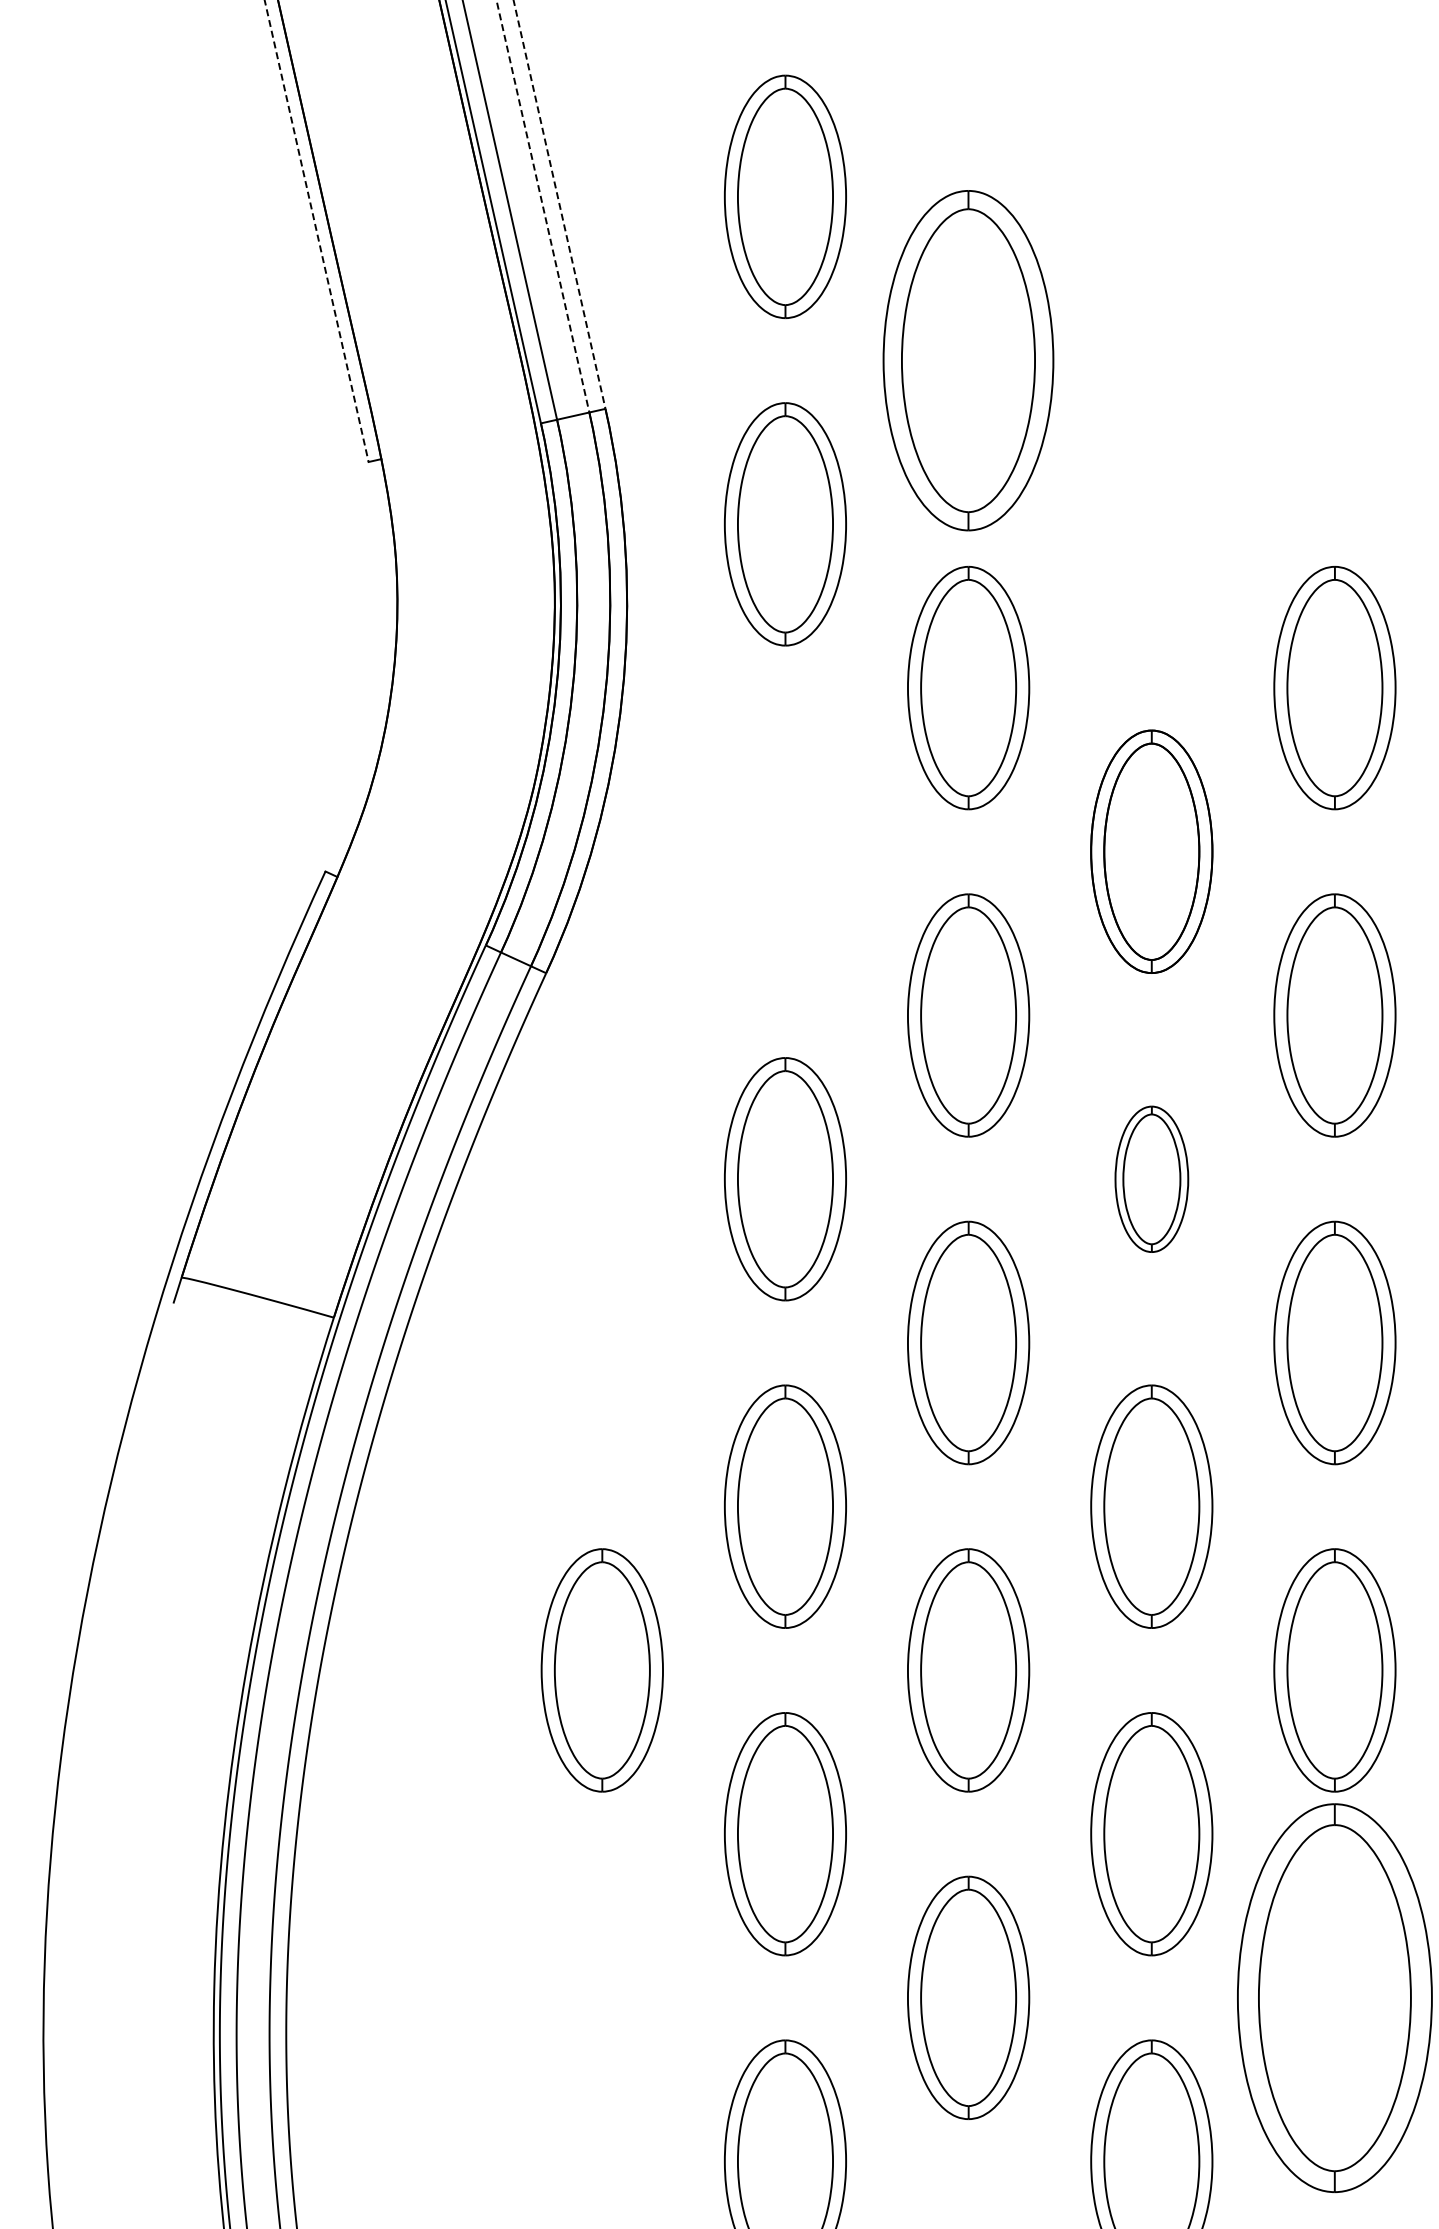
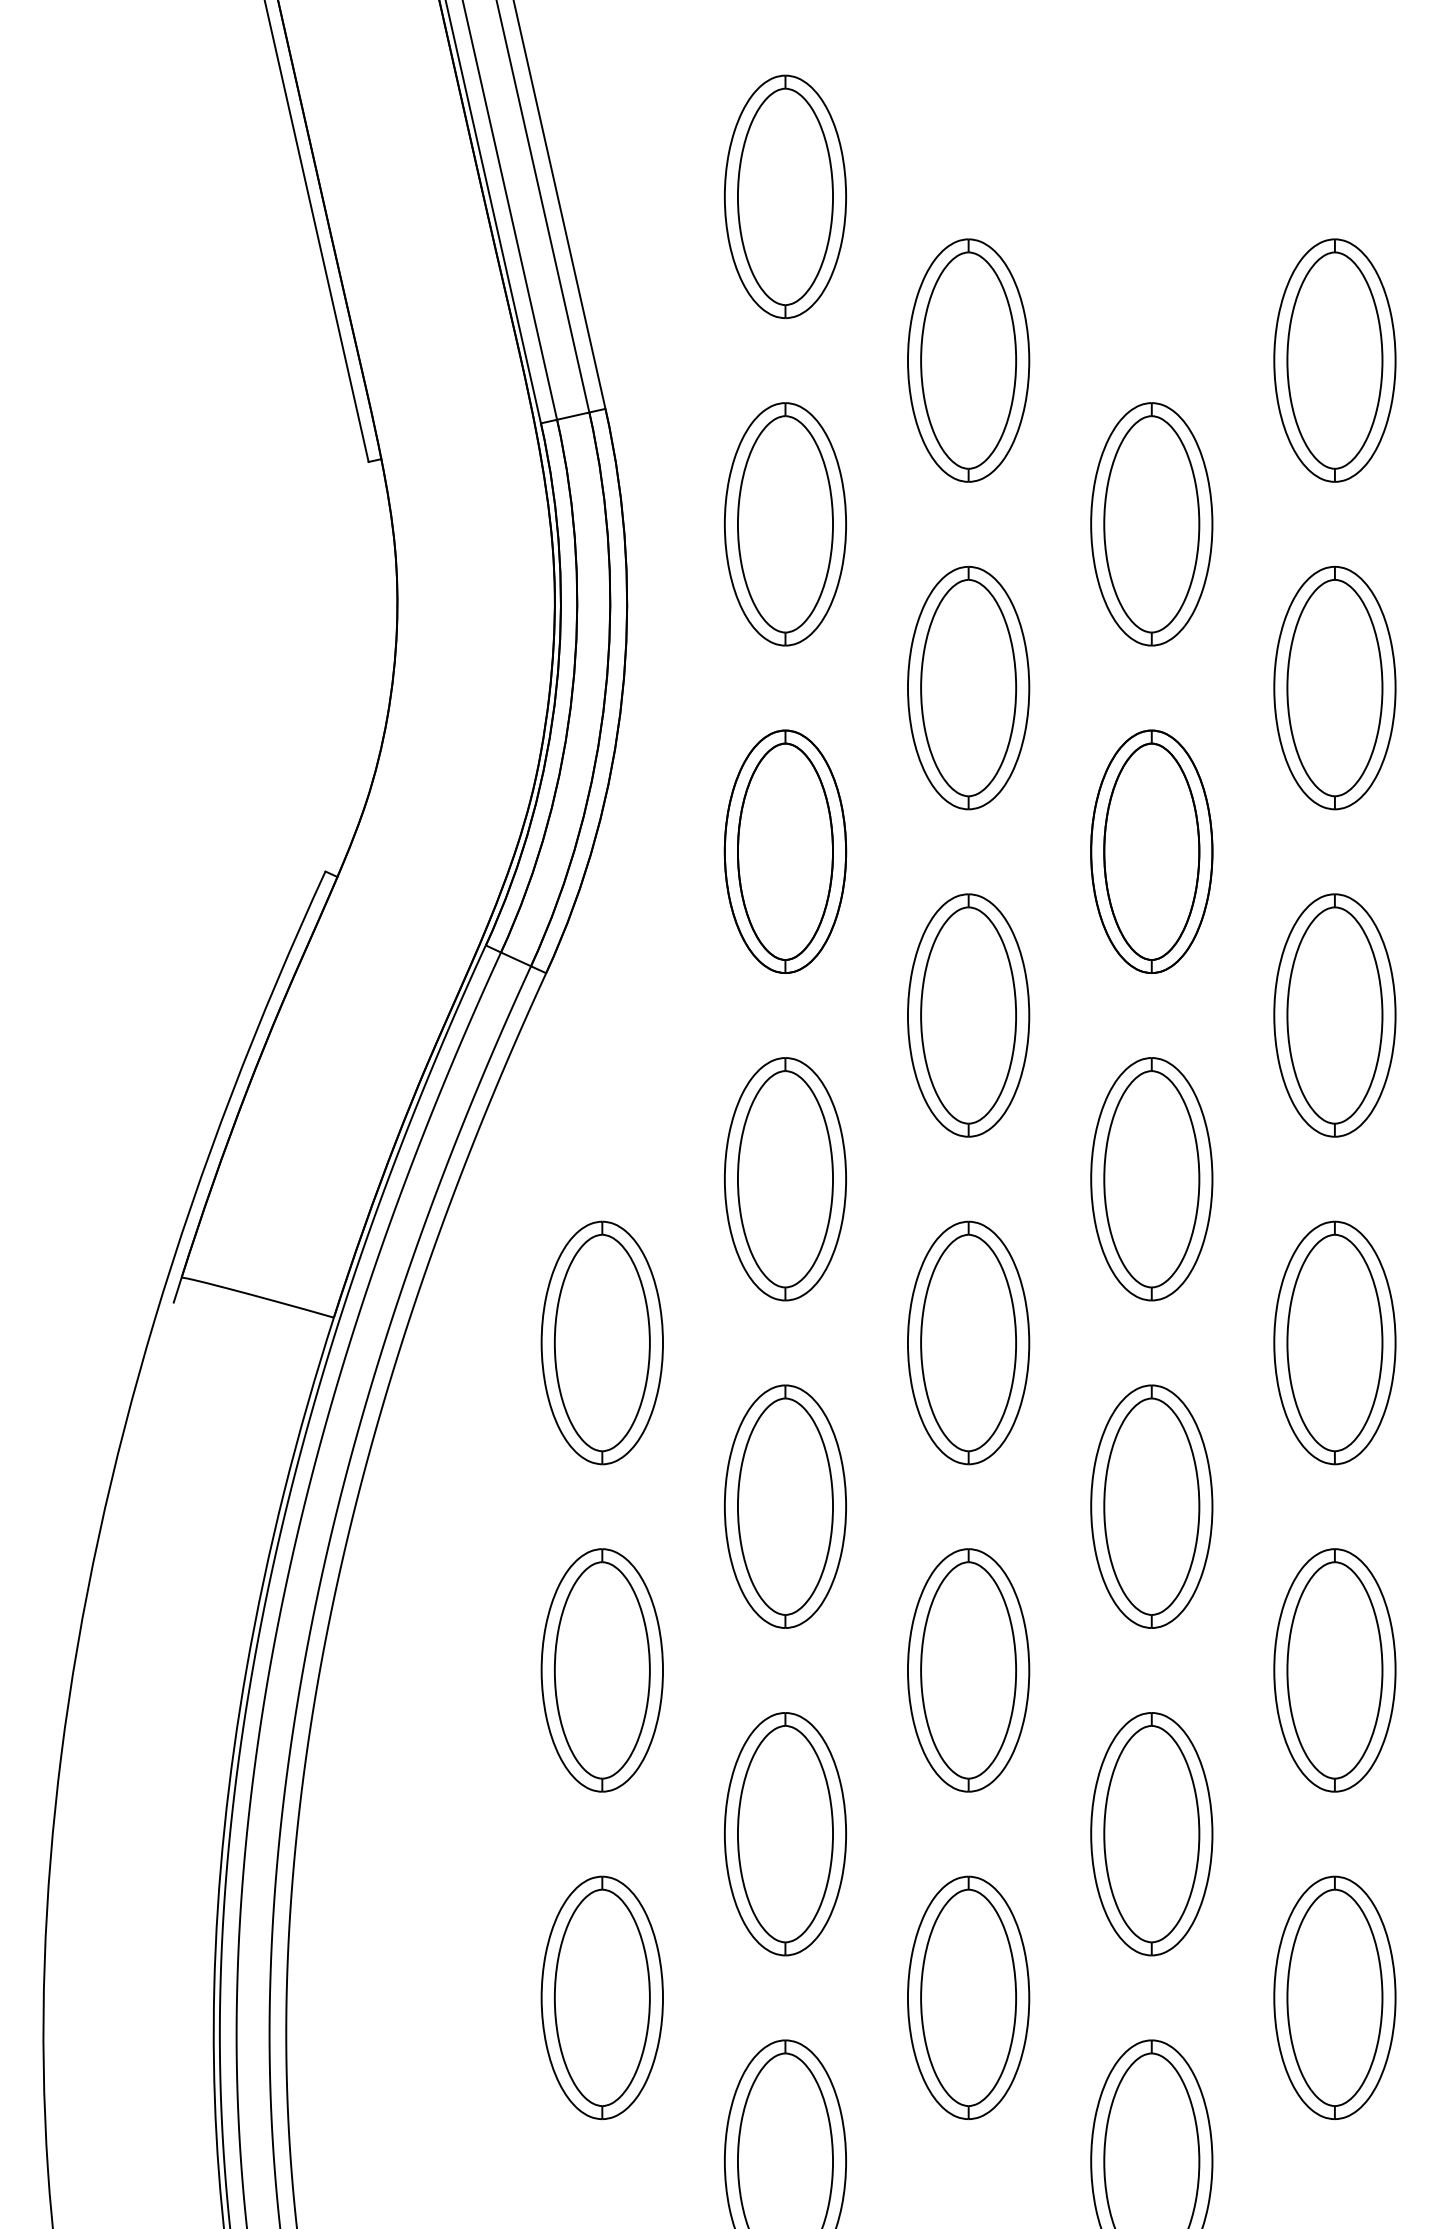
line: dashed -> solid (559, 205)
line: dashed -> solid (543, 206)
line: dashed -> solid (316, 231)
part size: 173x342 px -> 124x245 px (968, 360)
part: none -> present (1334, 360)
part: none -> present (1151, 524)
part: none -> present (785, 851)
part size: 76x148 px -> 124x245 px (1151, 1179)
part: none -> present (601, 1342)
part: none -> present (601, 1997)
part size: 196x390 px -> 124x245 px (1334, 1997)
